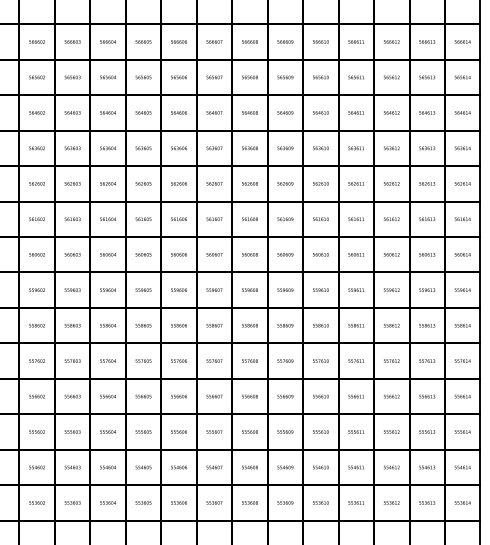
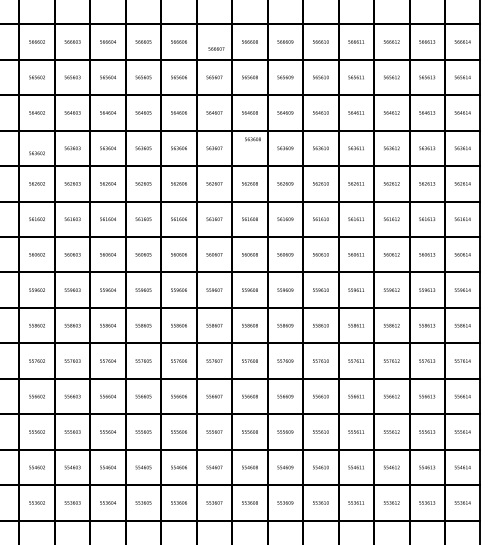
text position: (214, 41) -> (216, 48) (216, 48)
text position: (36, 148) -> (36, 153) (36, 153)
text position: (249, 148) -> (252, 139) (252, 139)
